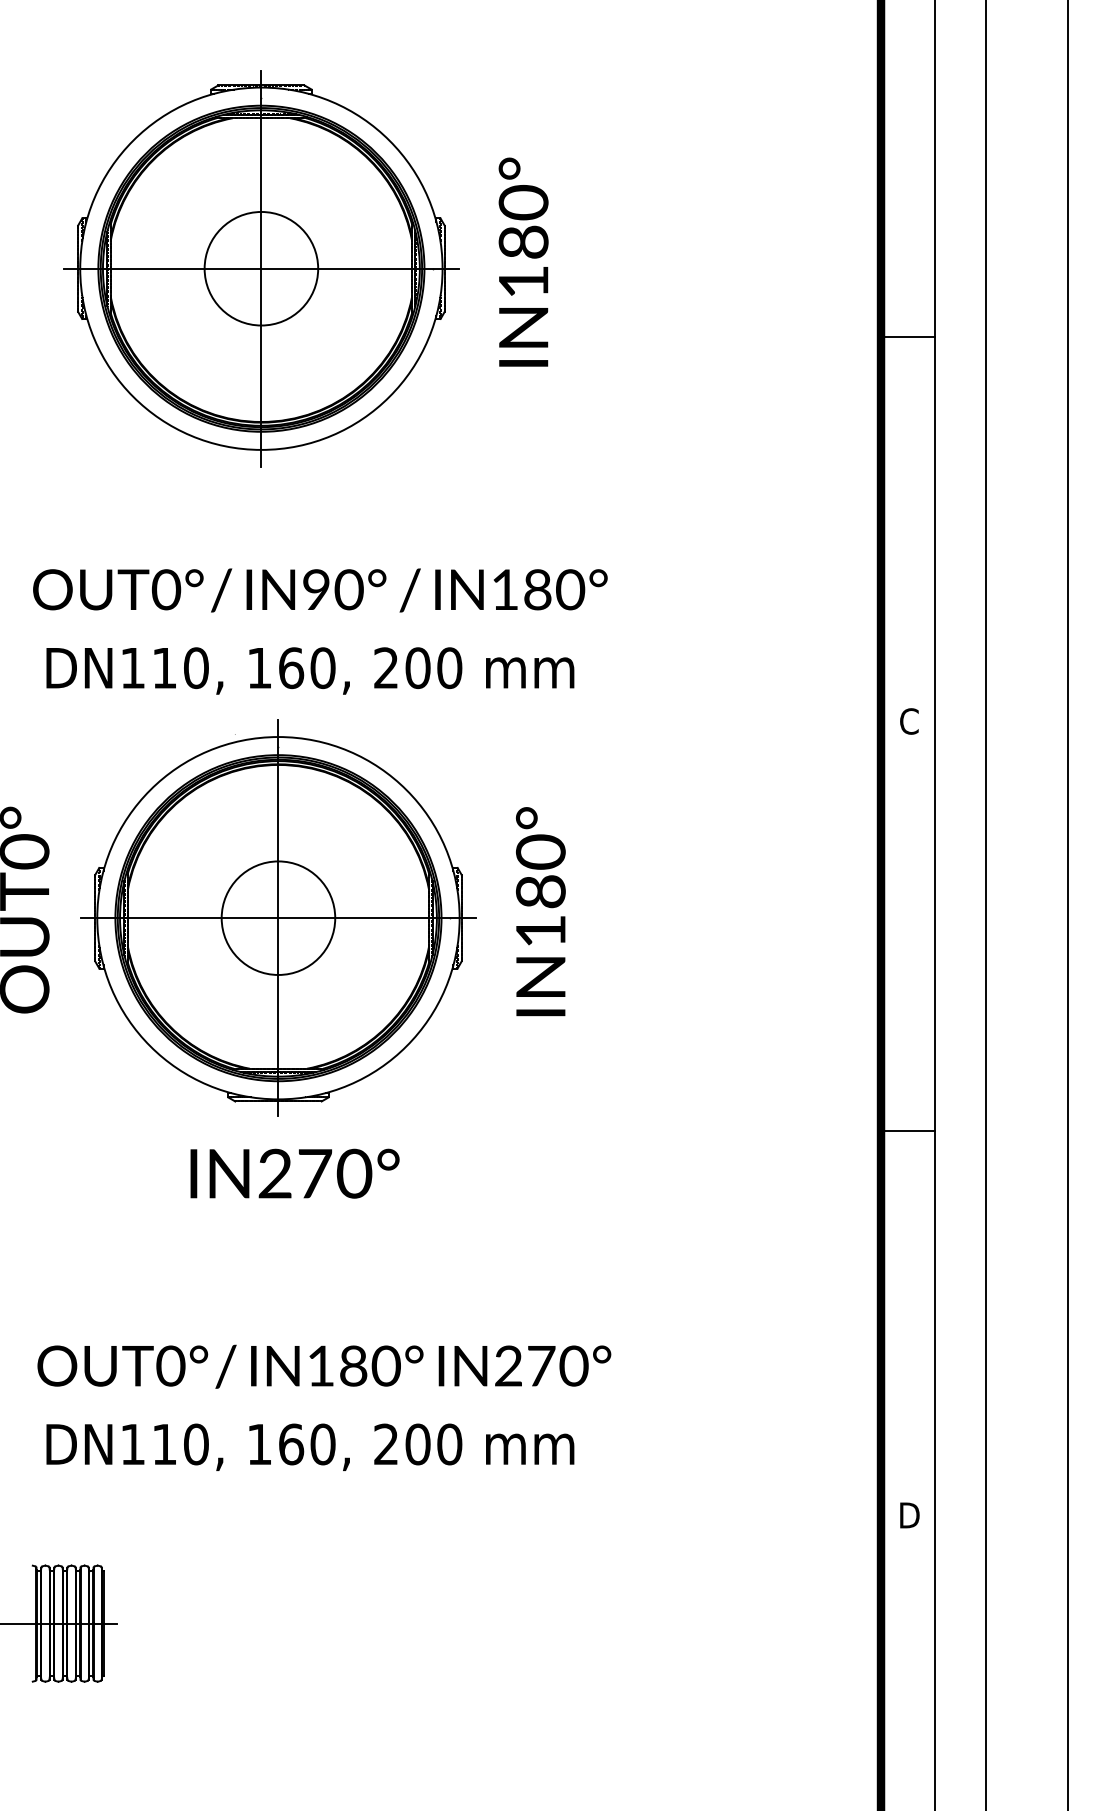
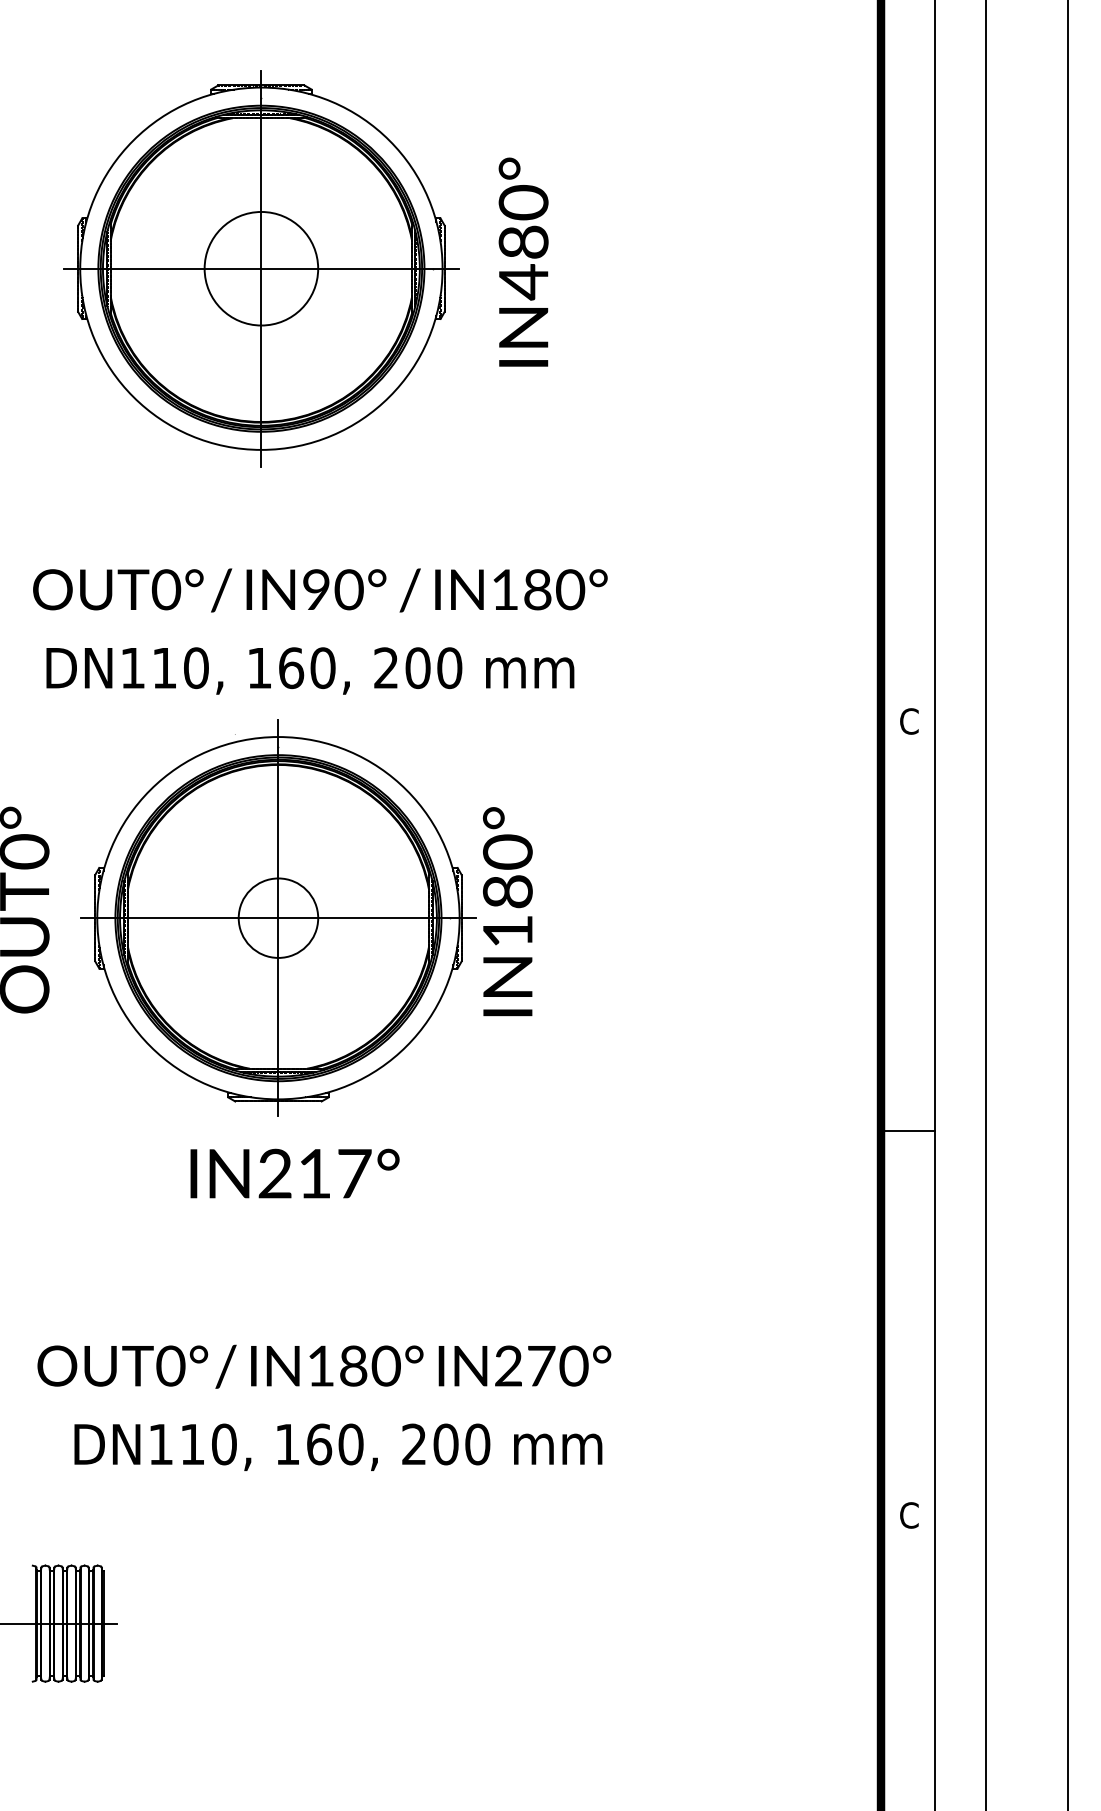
text: IN180° -> IN480° (523, 282)
line: present -> none (908, 337)
text position: (540, 911) -> (507, 911) (507, 911)
circle diameter: 114 px -> 79 px (278, 917)
text: IN270° -> IN217° (335, 1173)
text position: (310, 1446) -> (338, 1446) (338, 1446)
text: D -> C (909, 1515)
